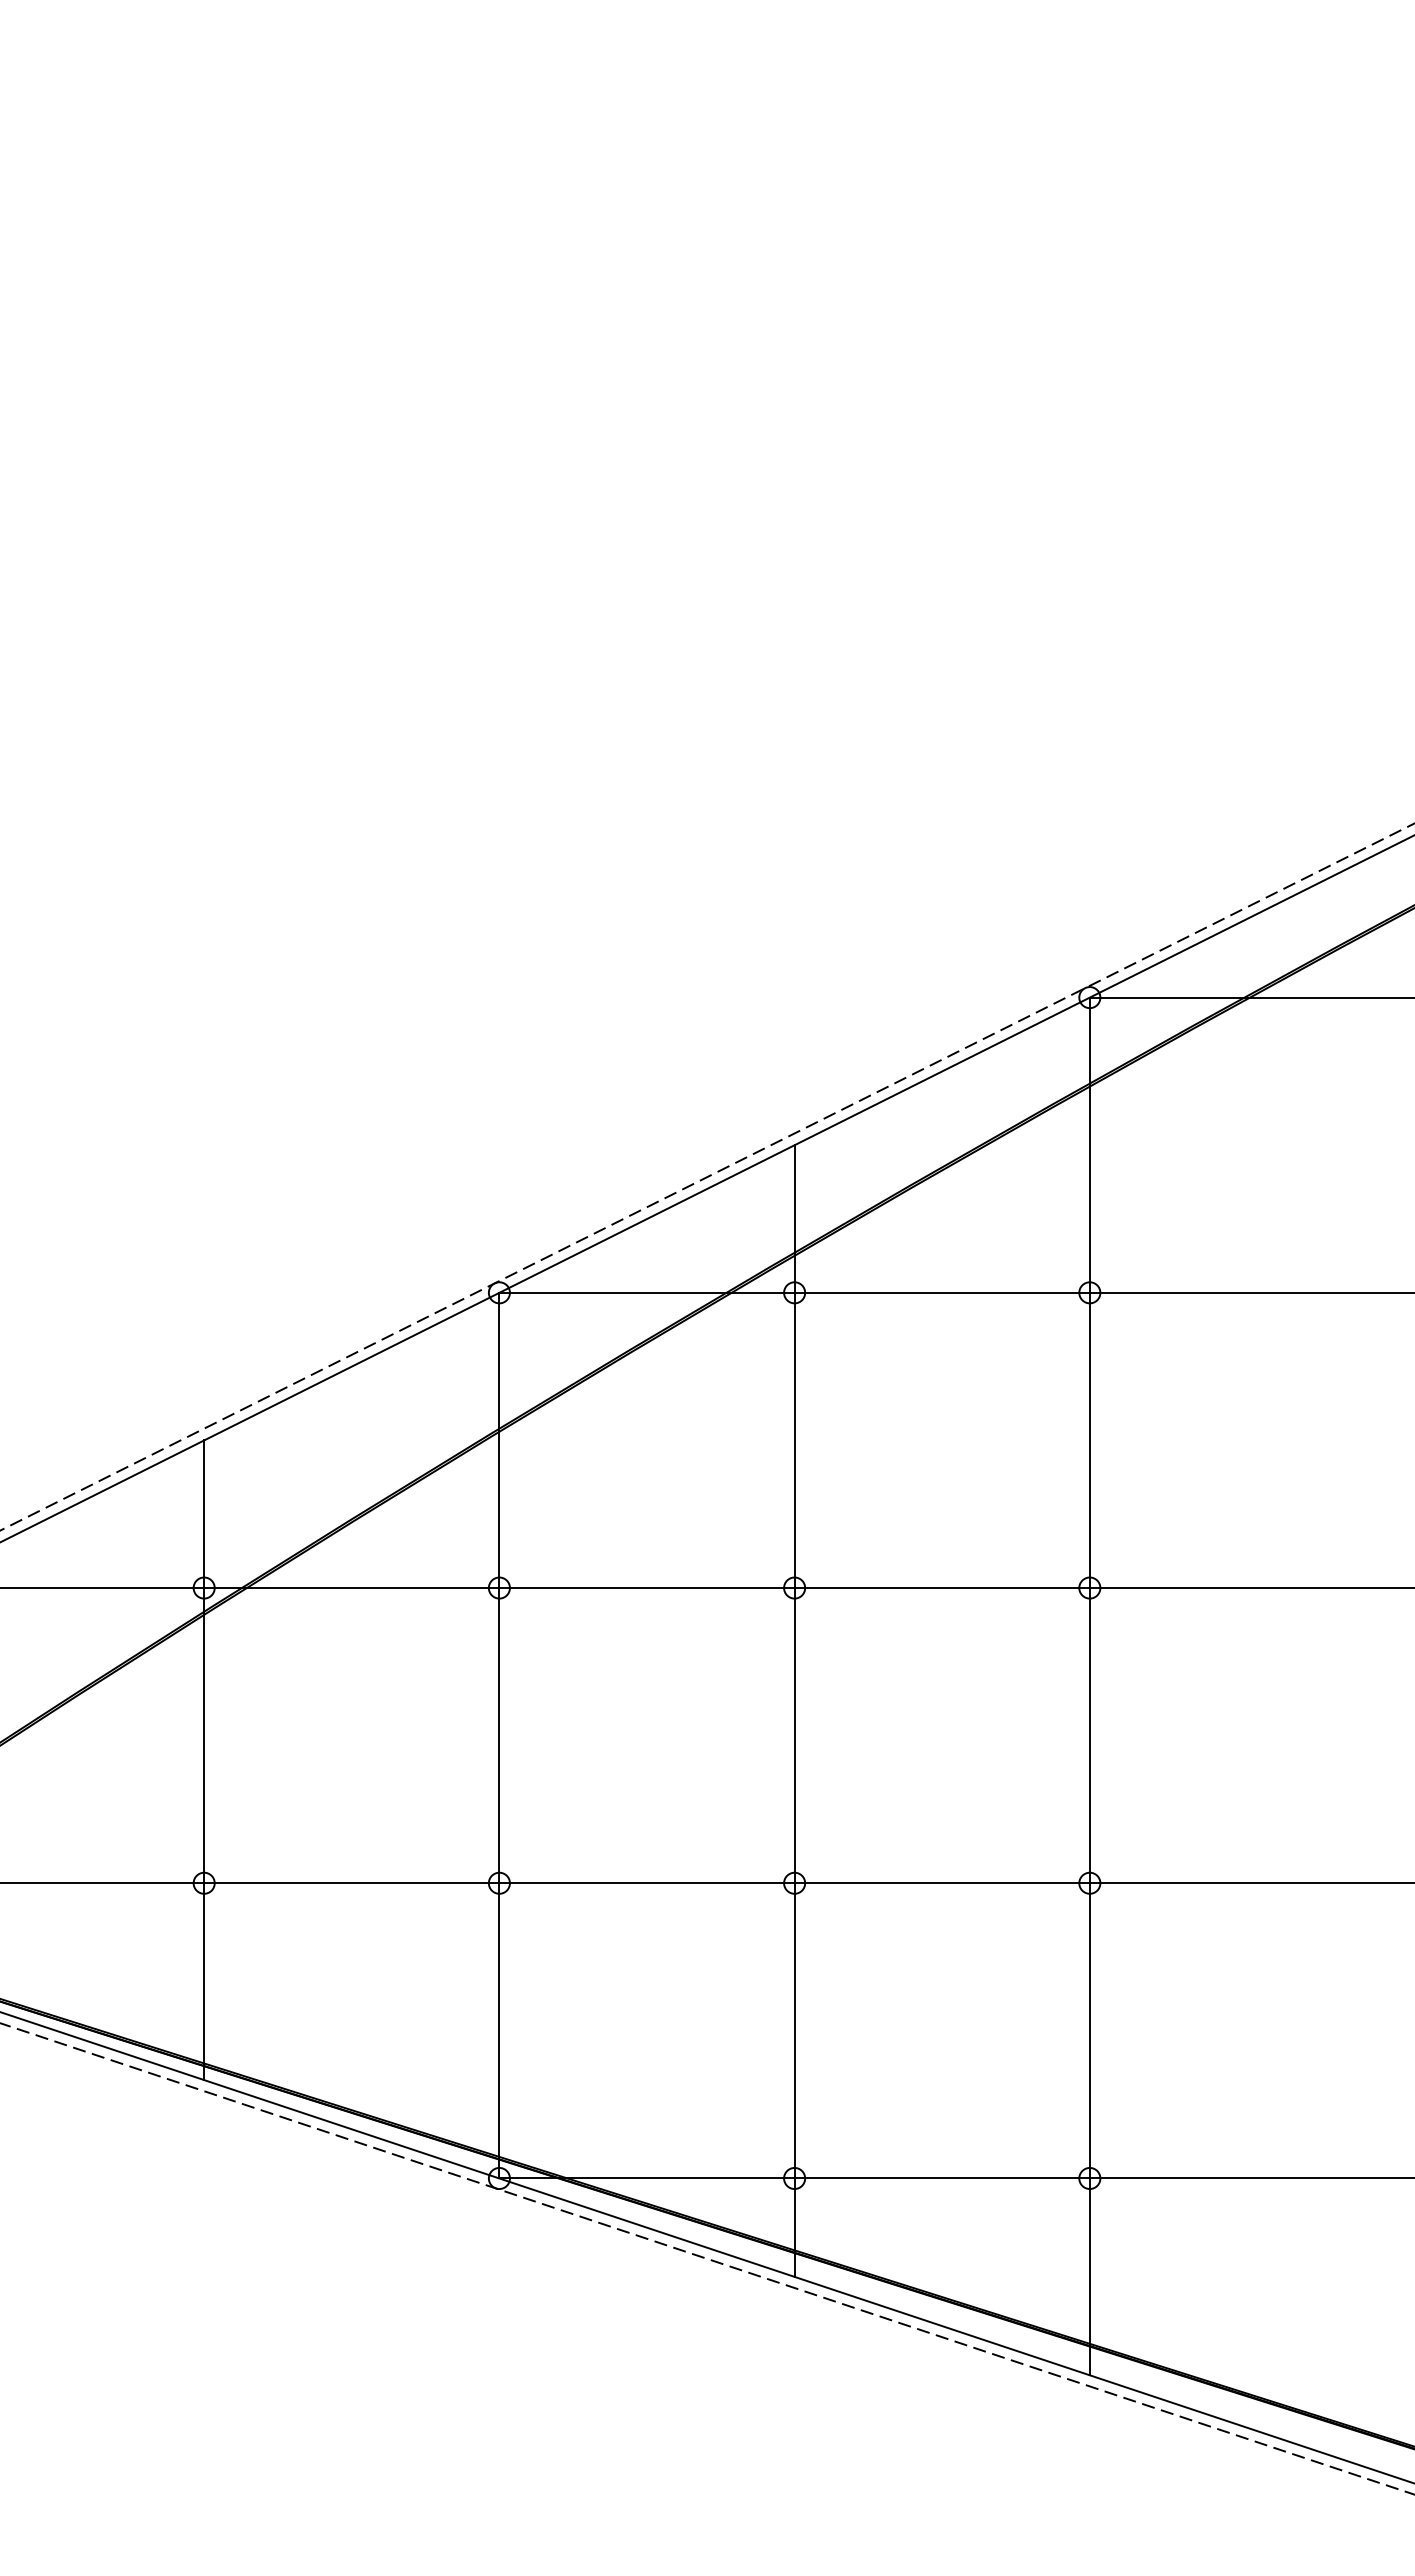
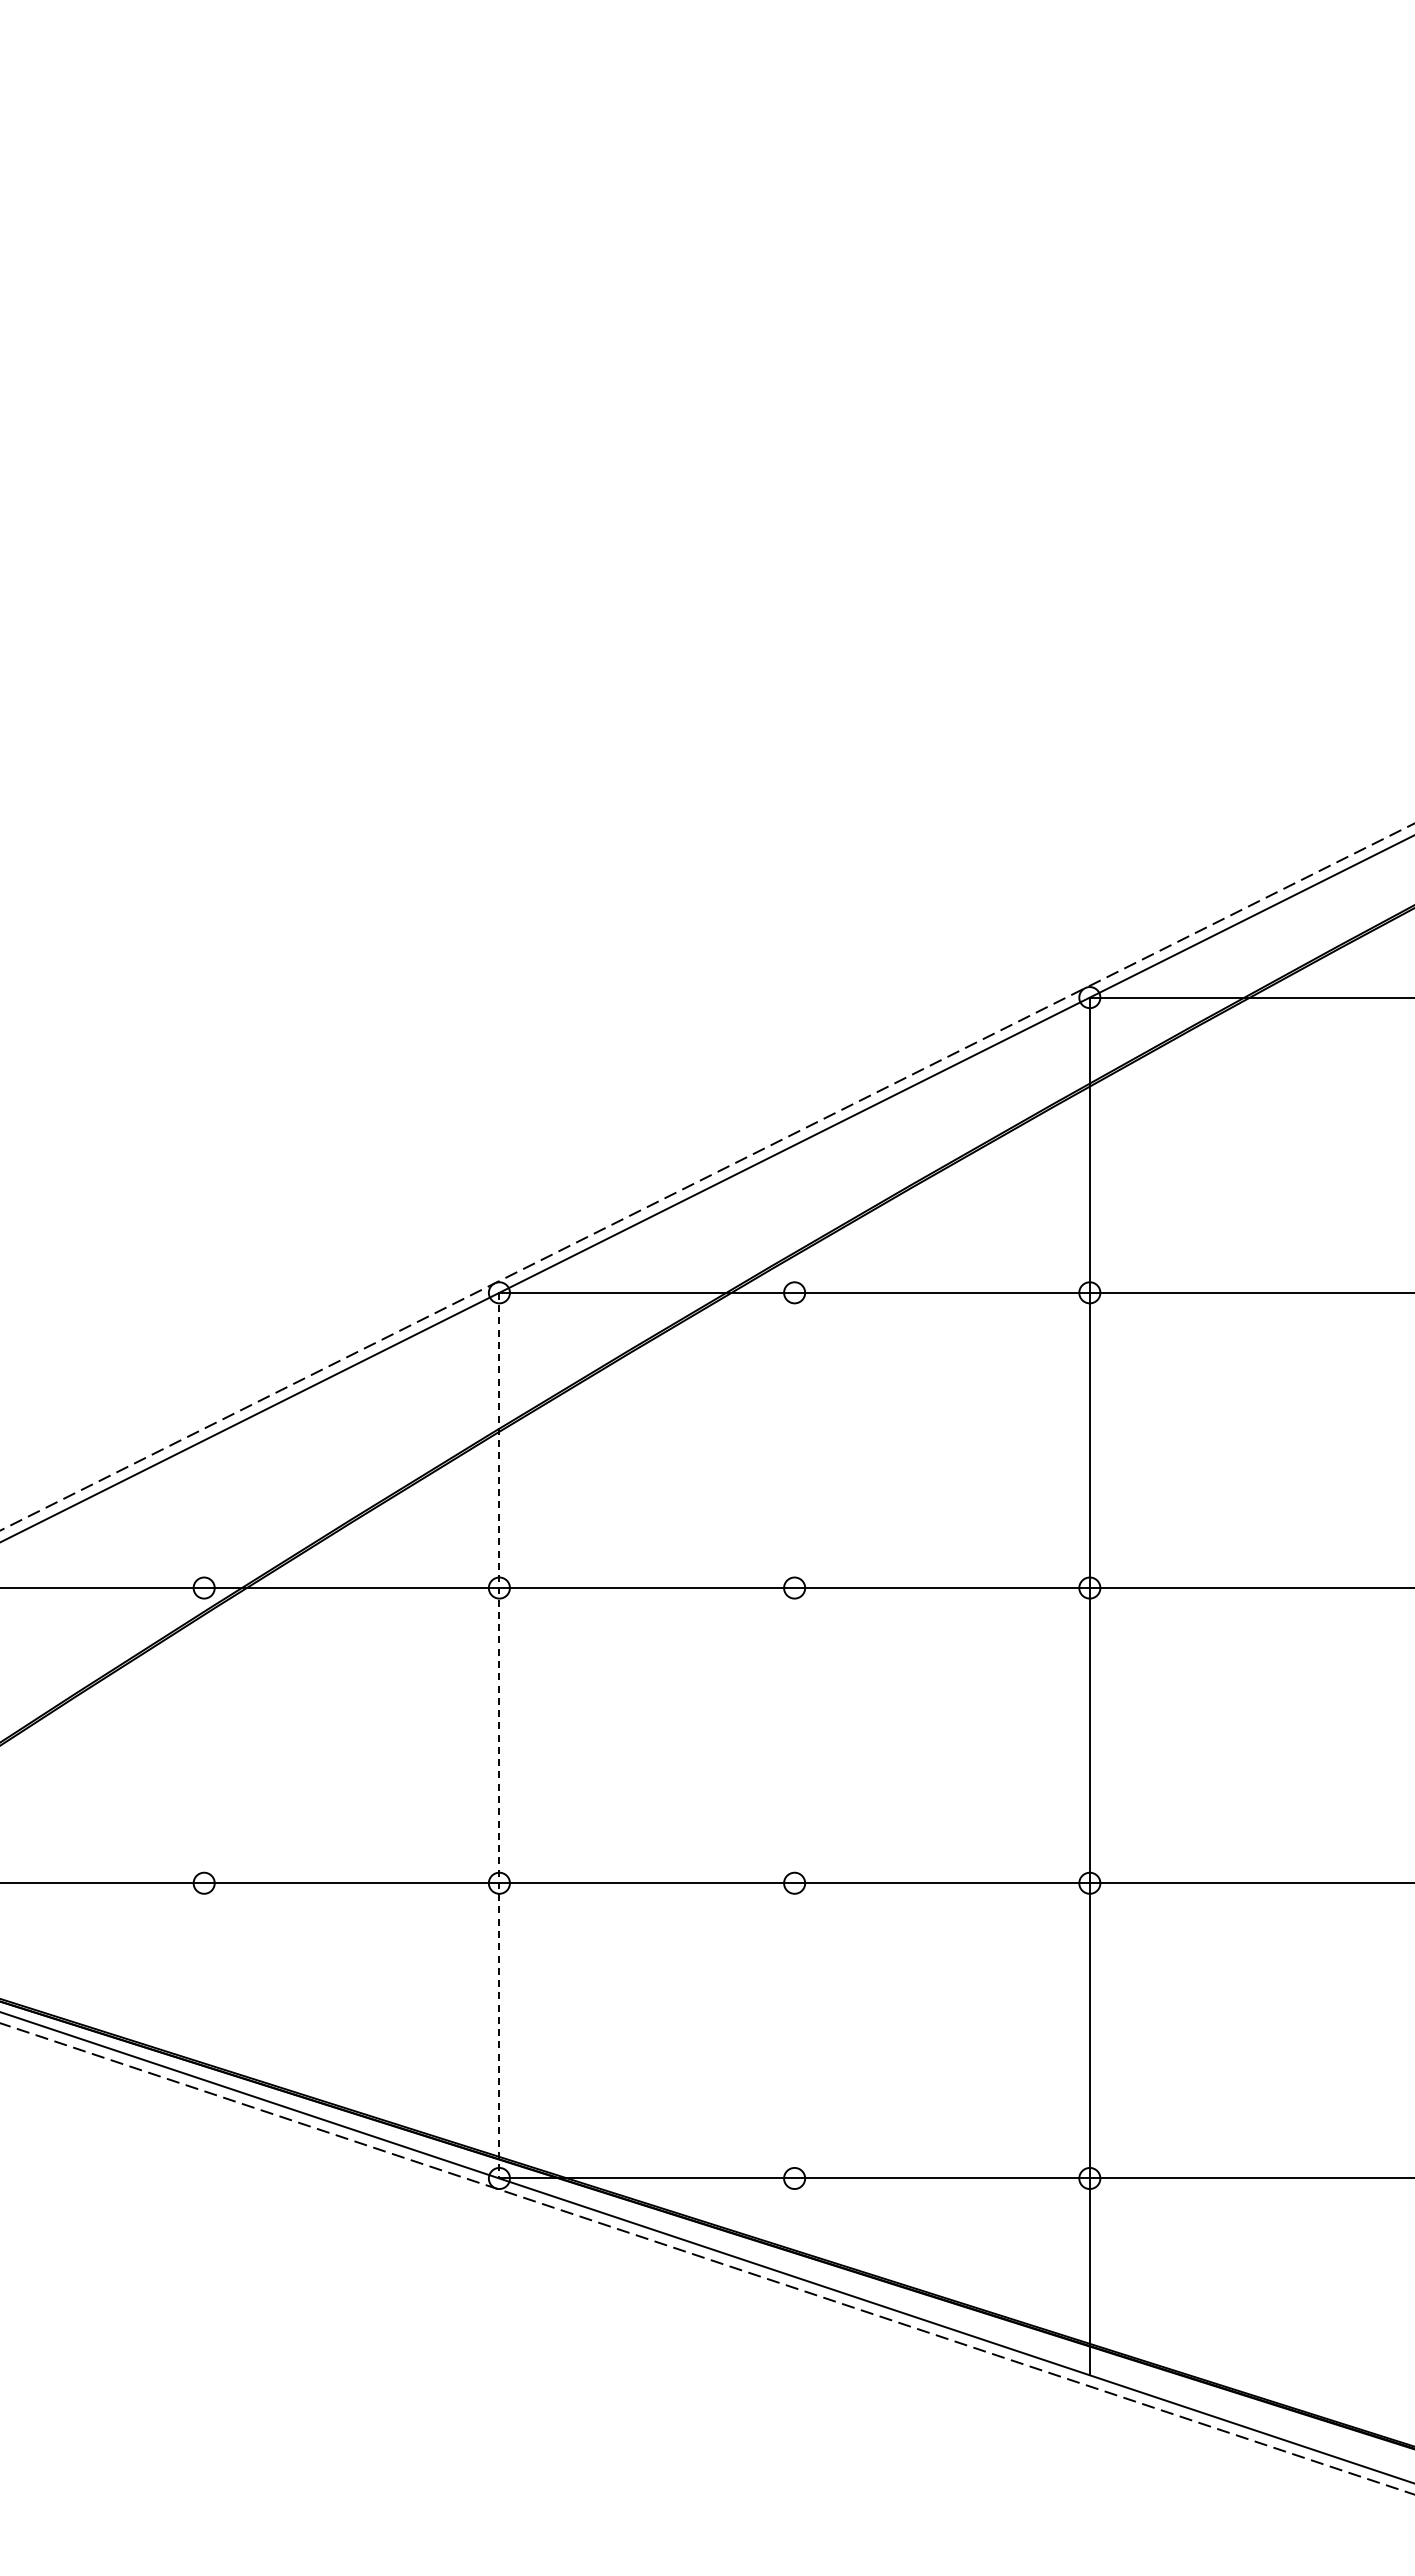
line: present -> none (794, 1710)
line: solid -> dashed (499, 1735)
line: present -> none (204, 1760)
